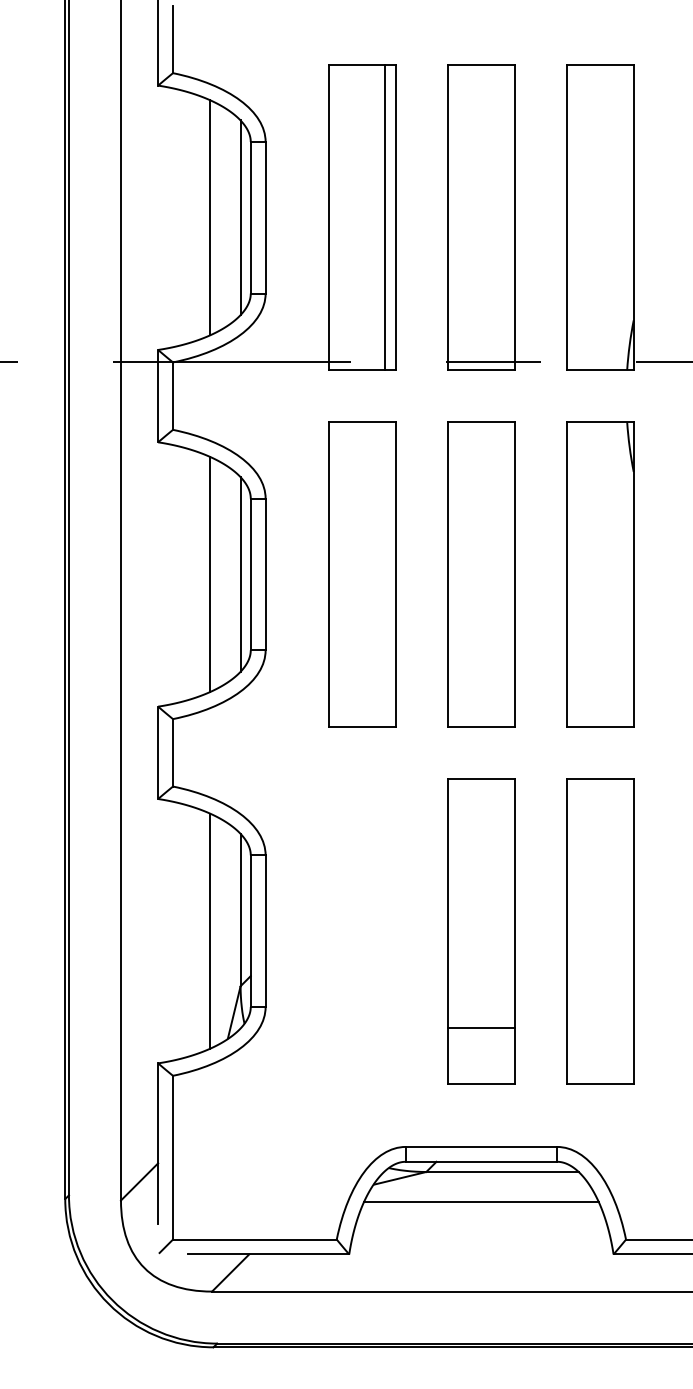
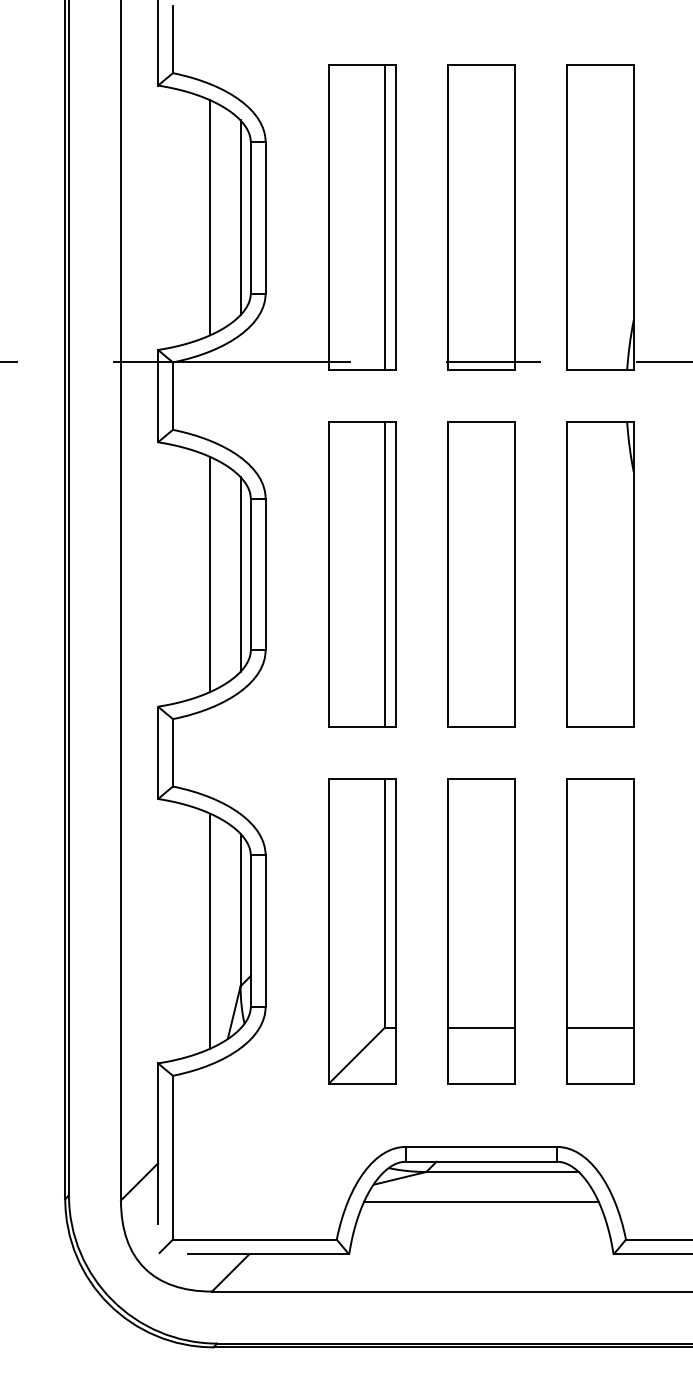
line: none -> present (384, 574)
part: none -> present (362, 931)
line: none -> present (599, 1027)
